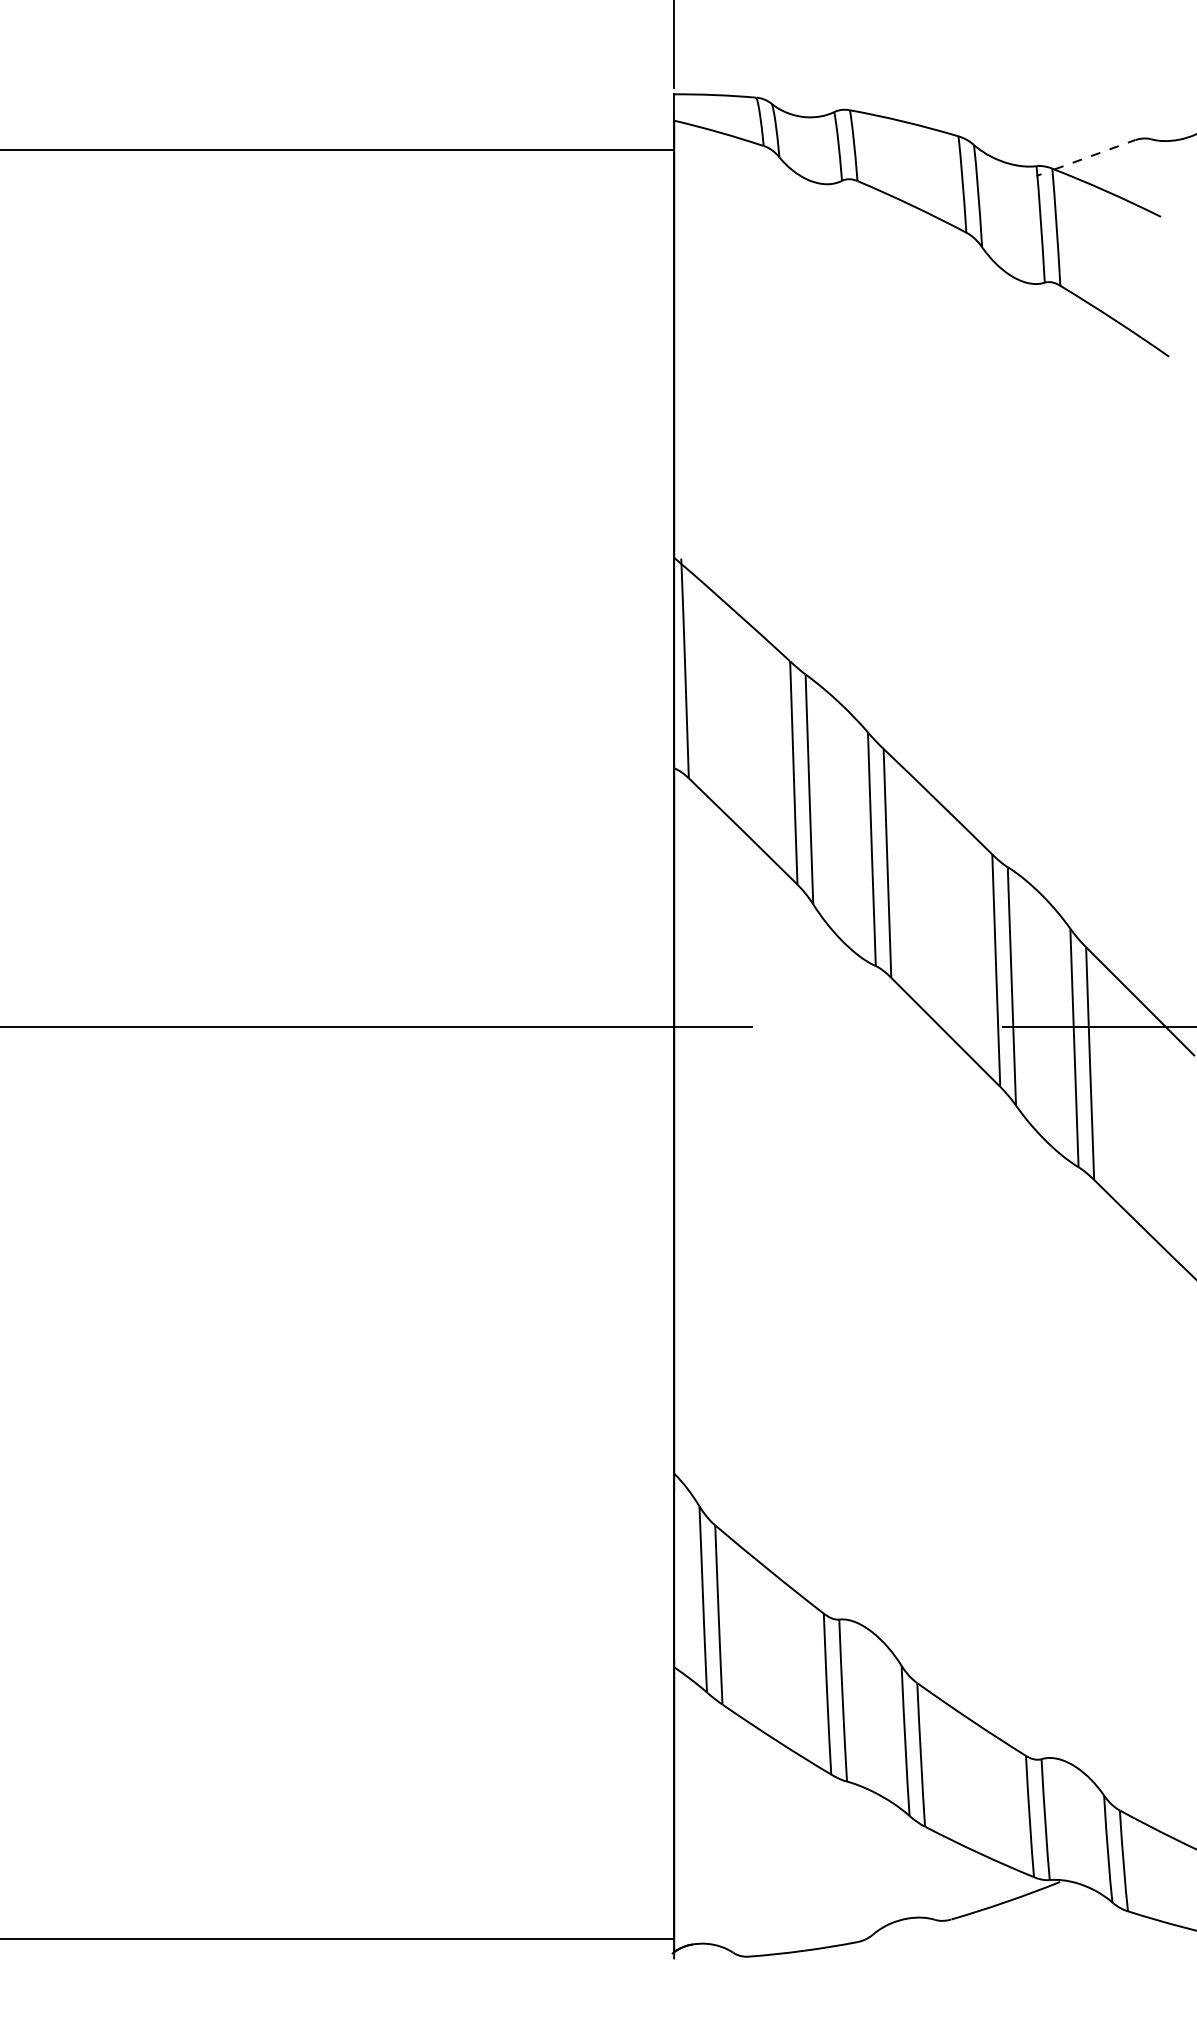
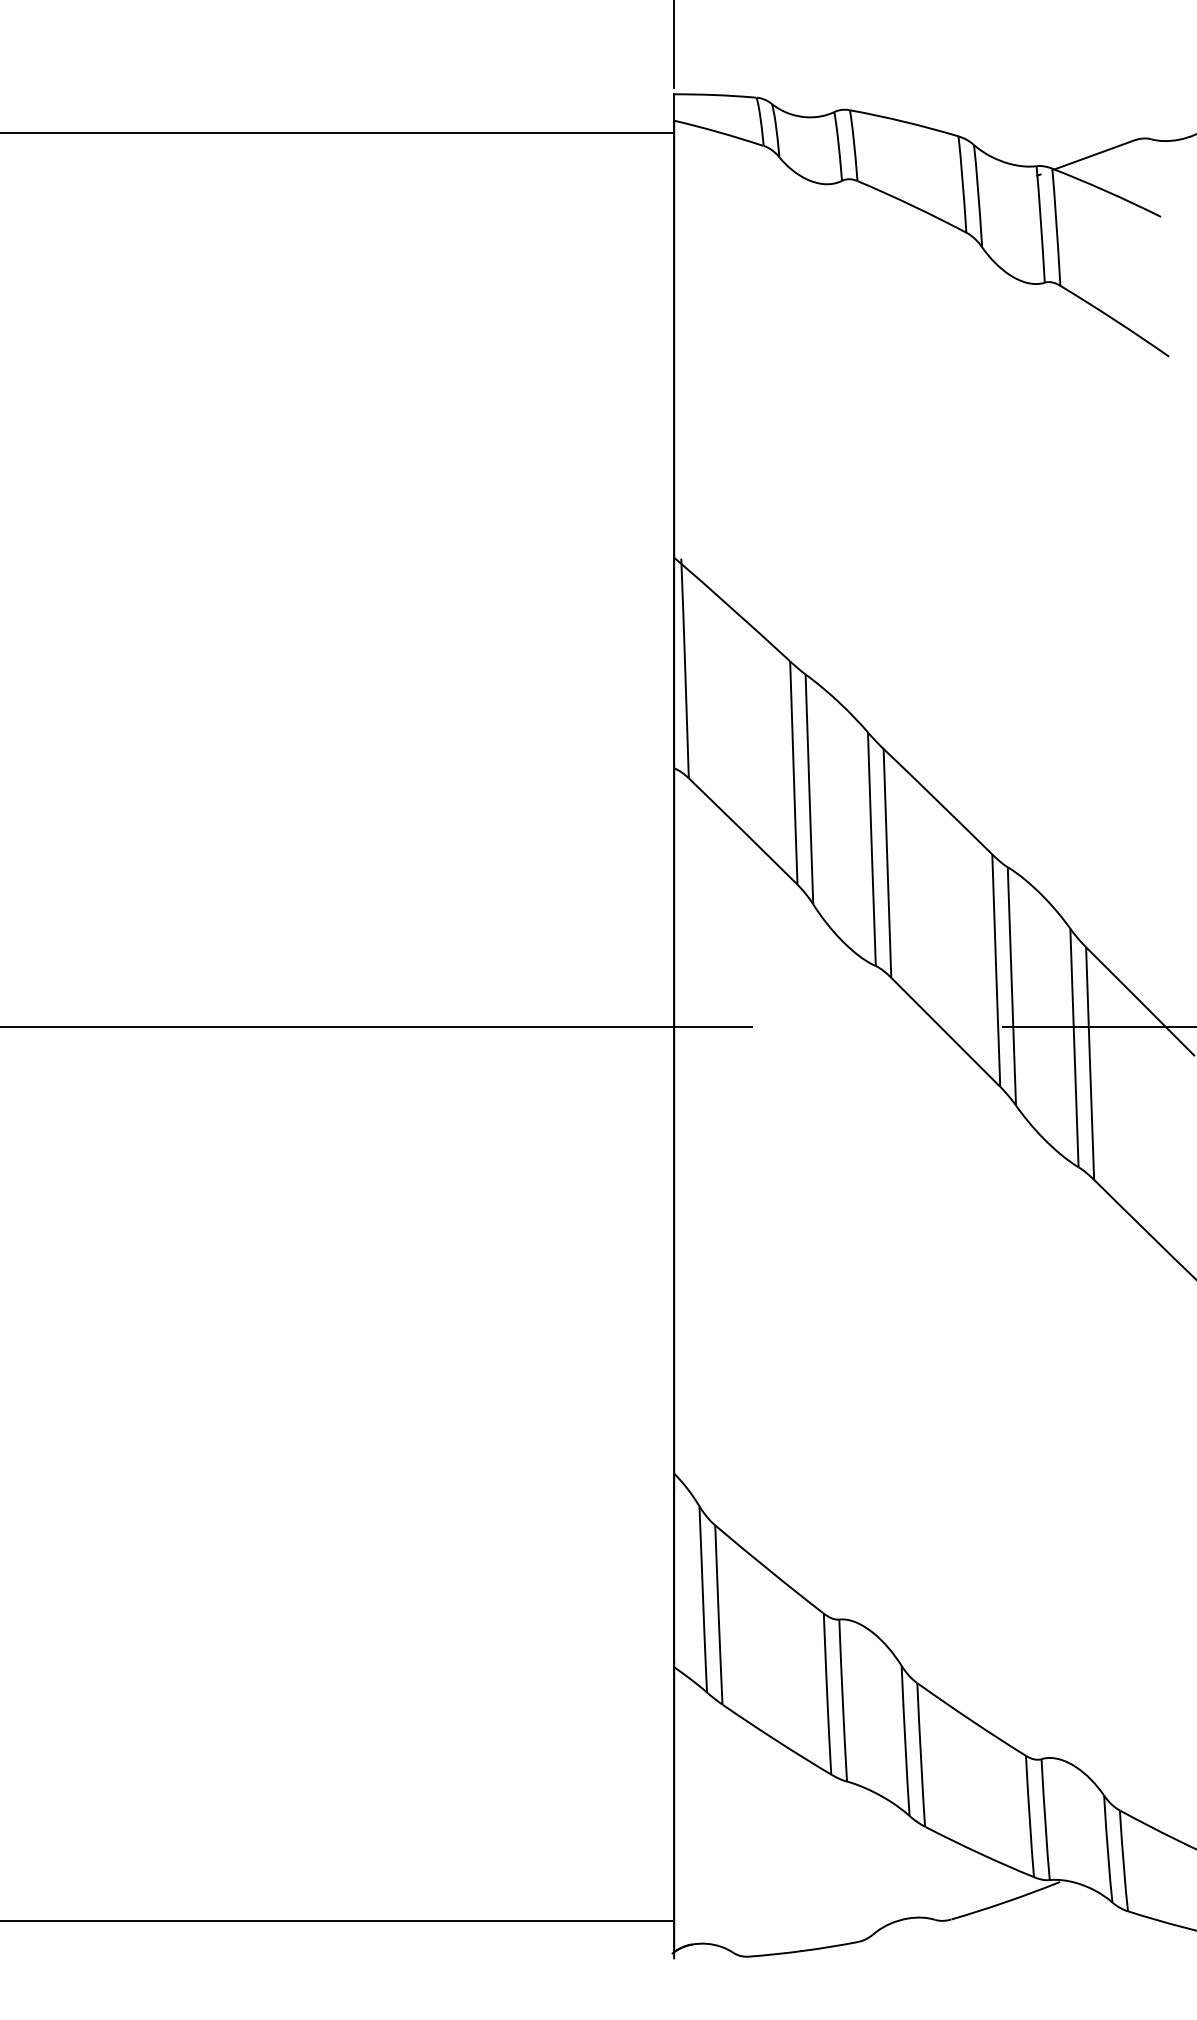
line position: (338, 149) -> (338, 132) (338, 132)
line: dashed -> solid (1095, 154)
line position: (338, 1939) -> (338, 1921) (338, 1921)
